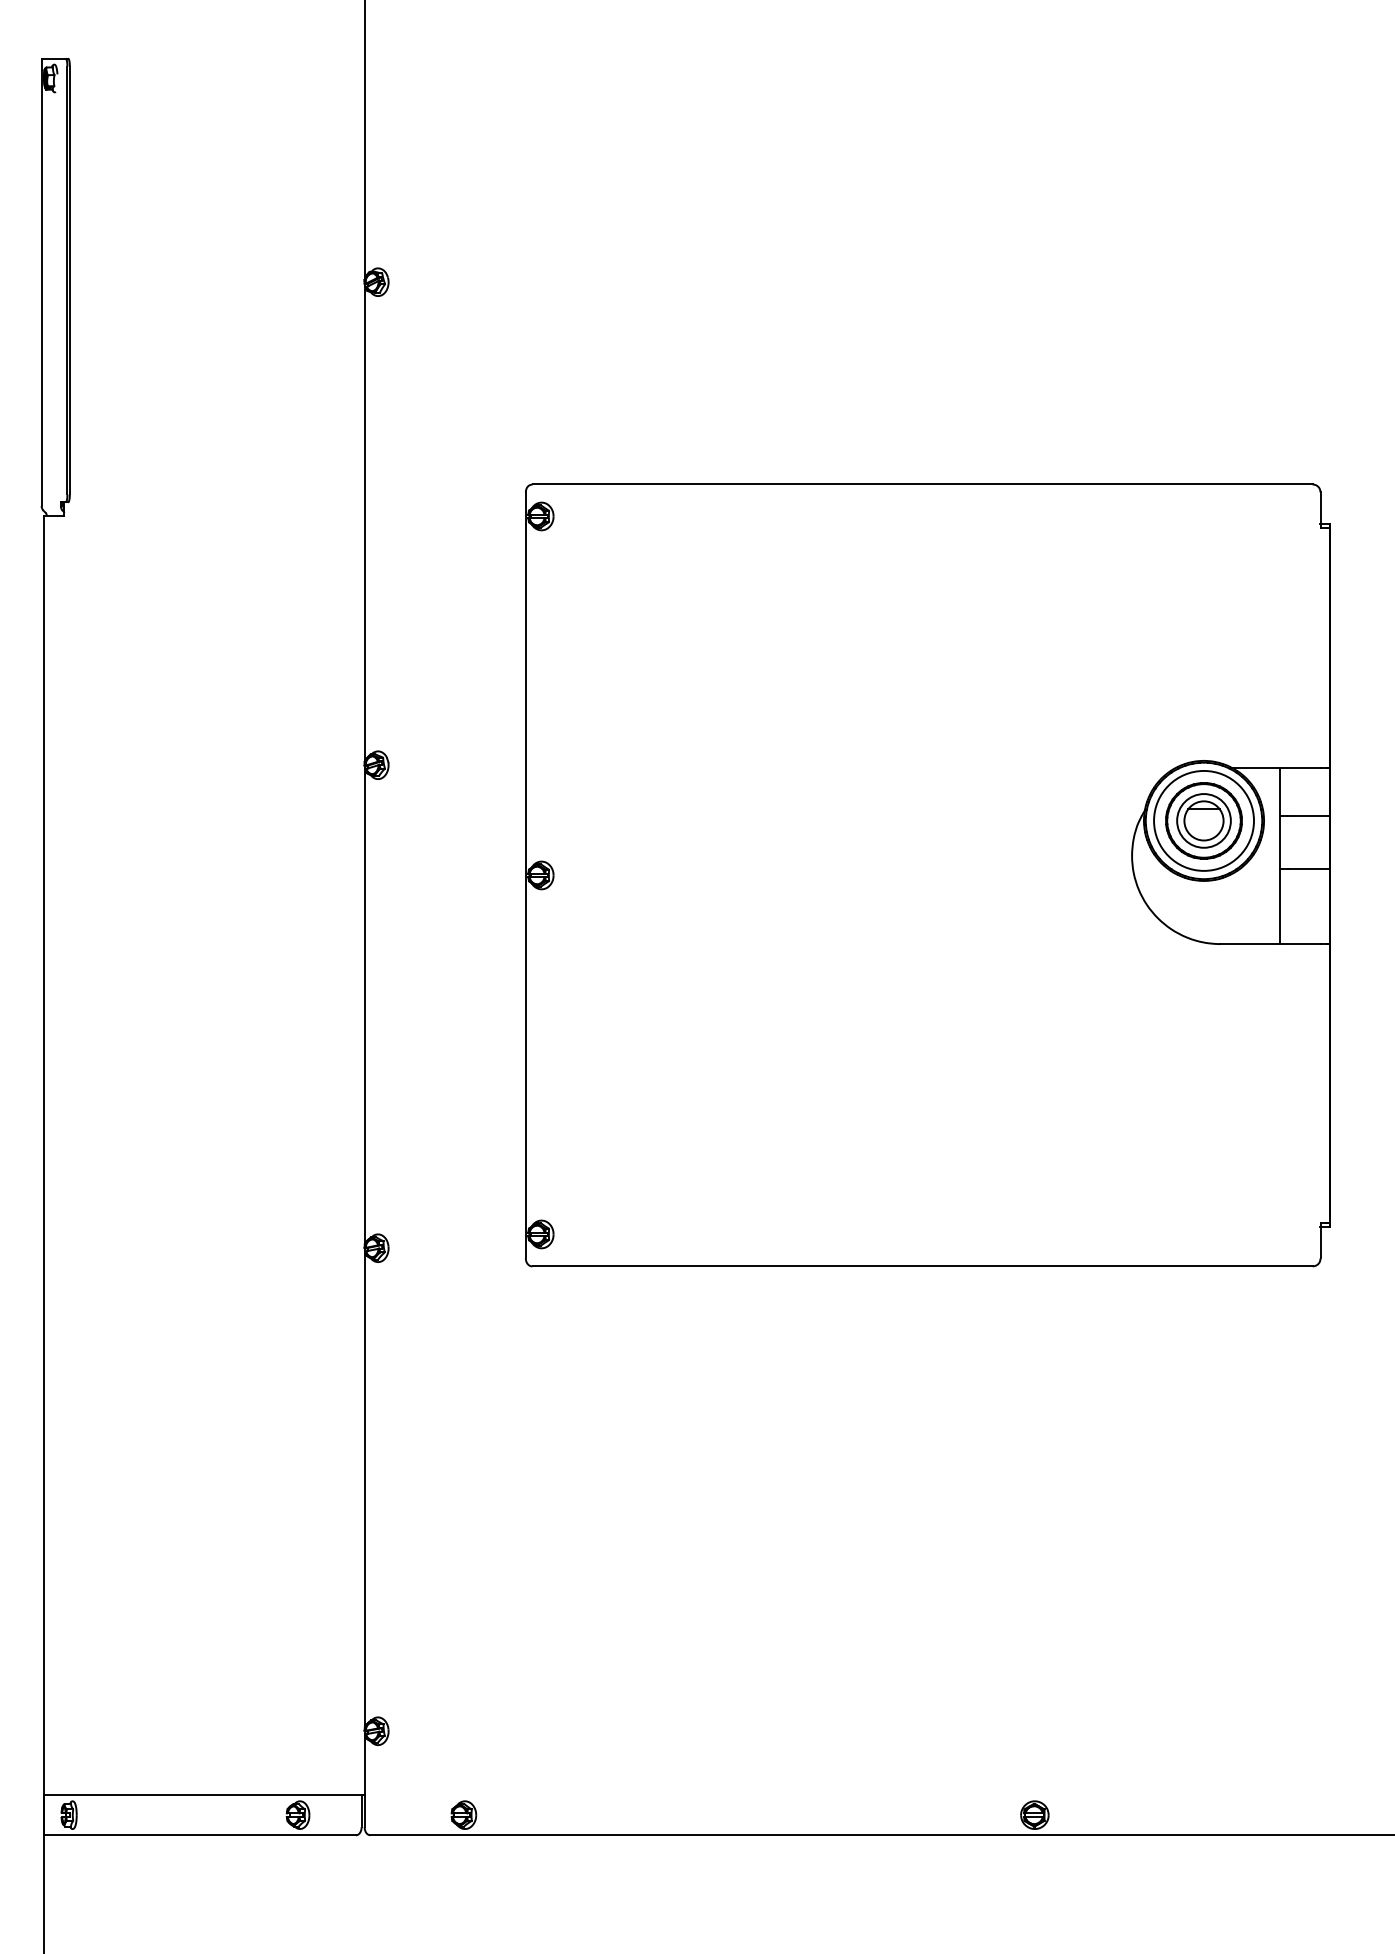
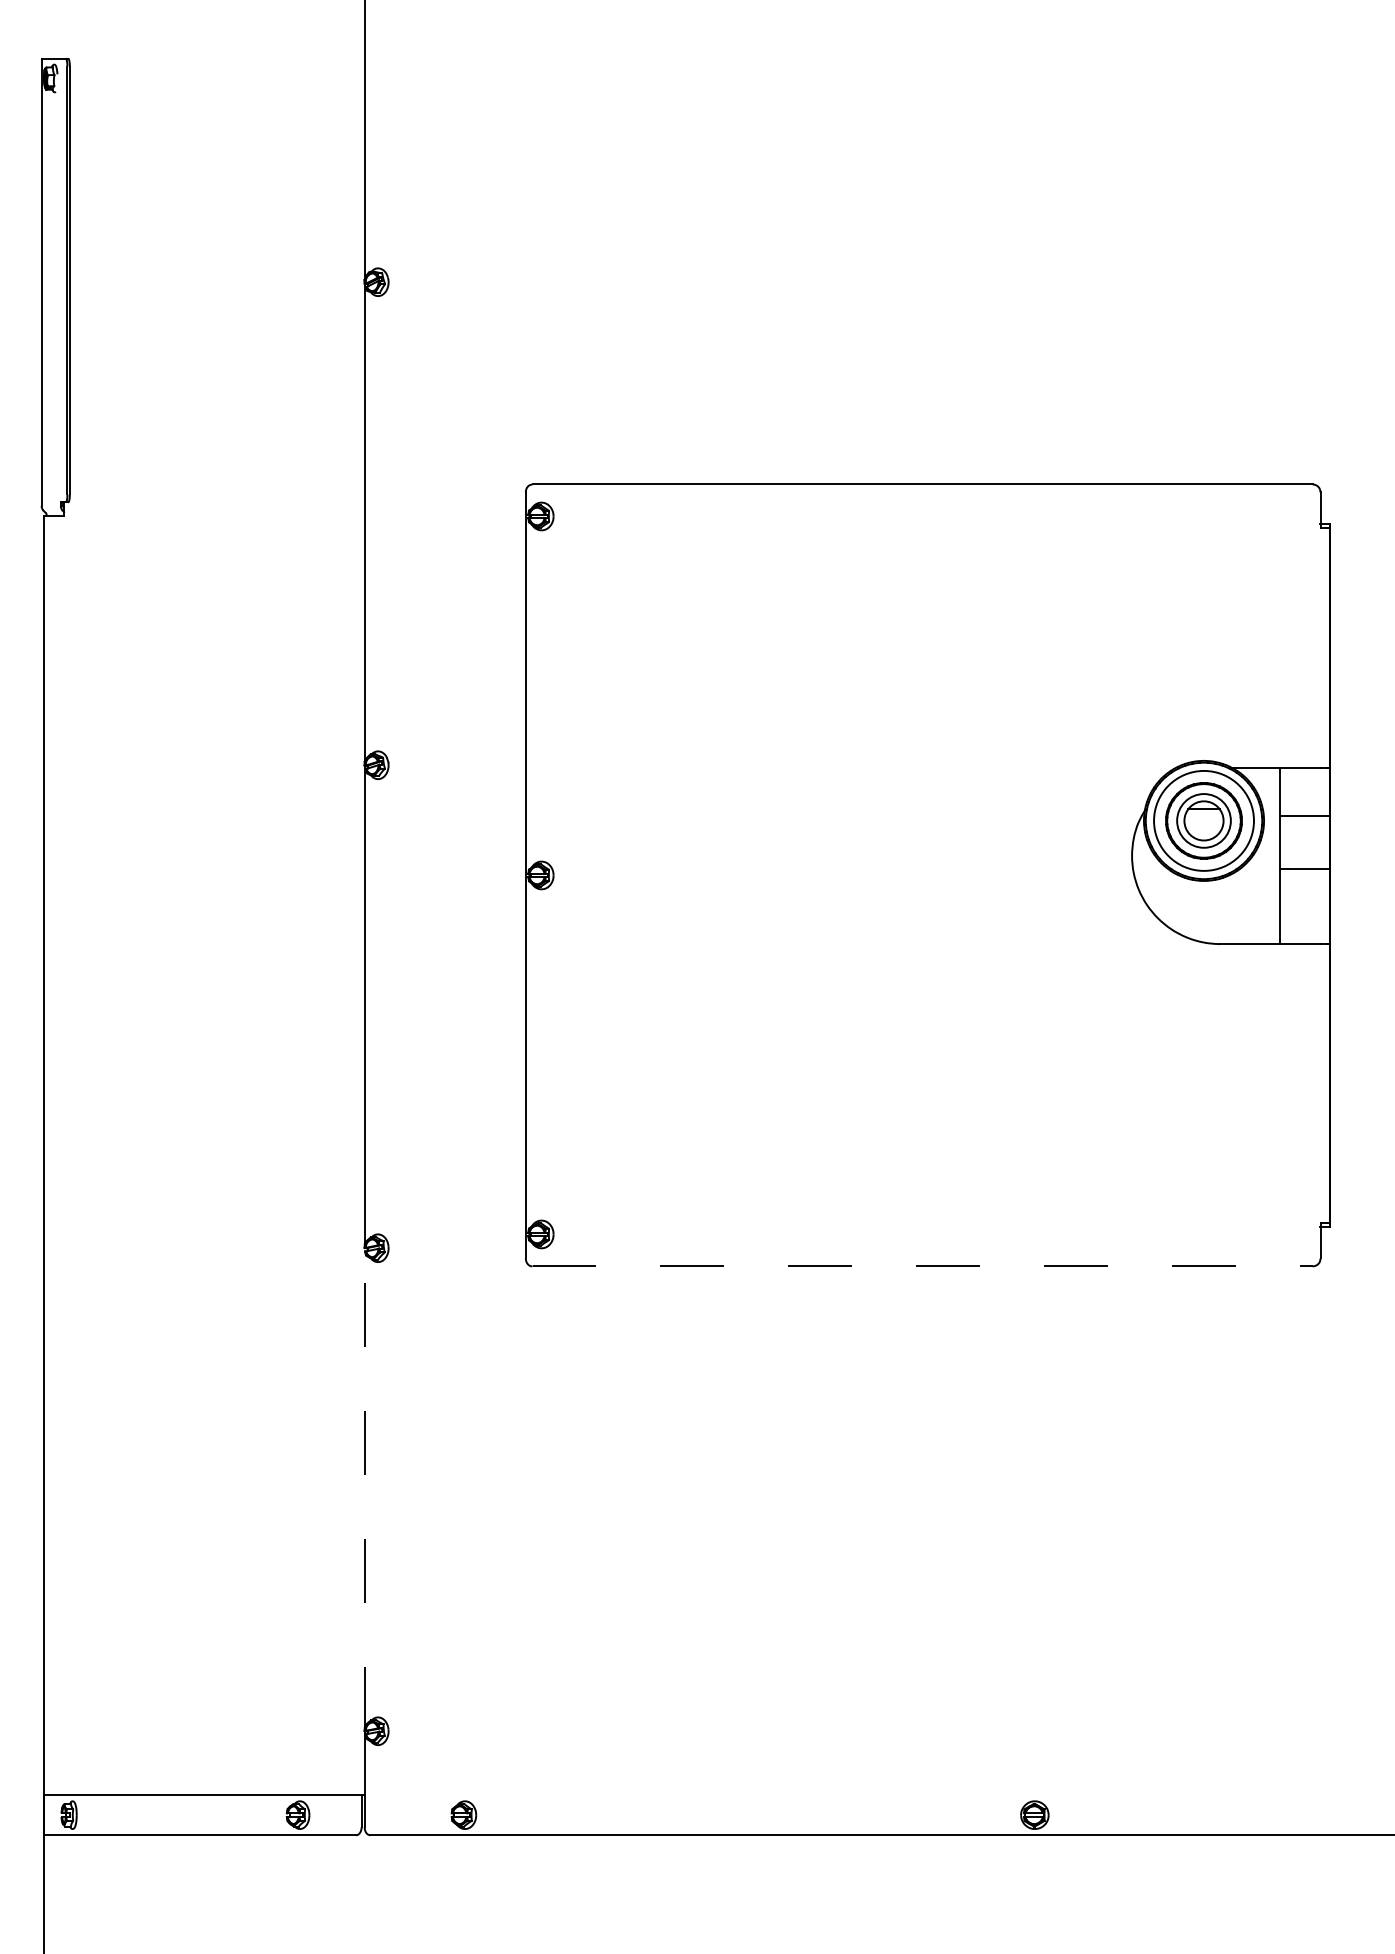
line: solid -> dashed (923, 1266)
line: solid -> dashed (364, 1488)
